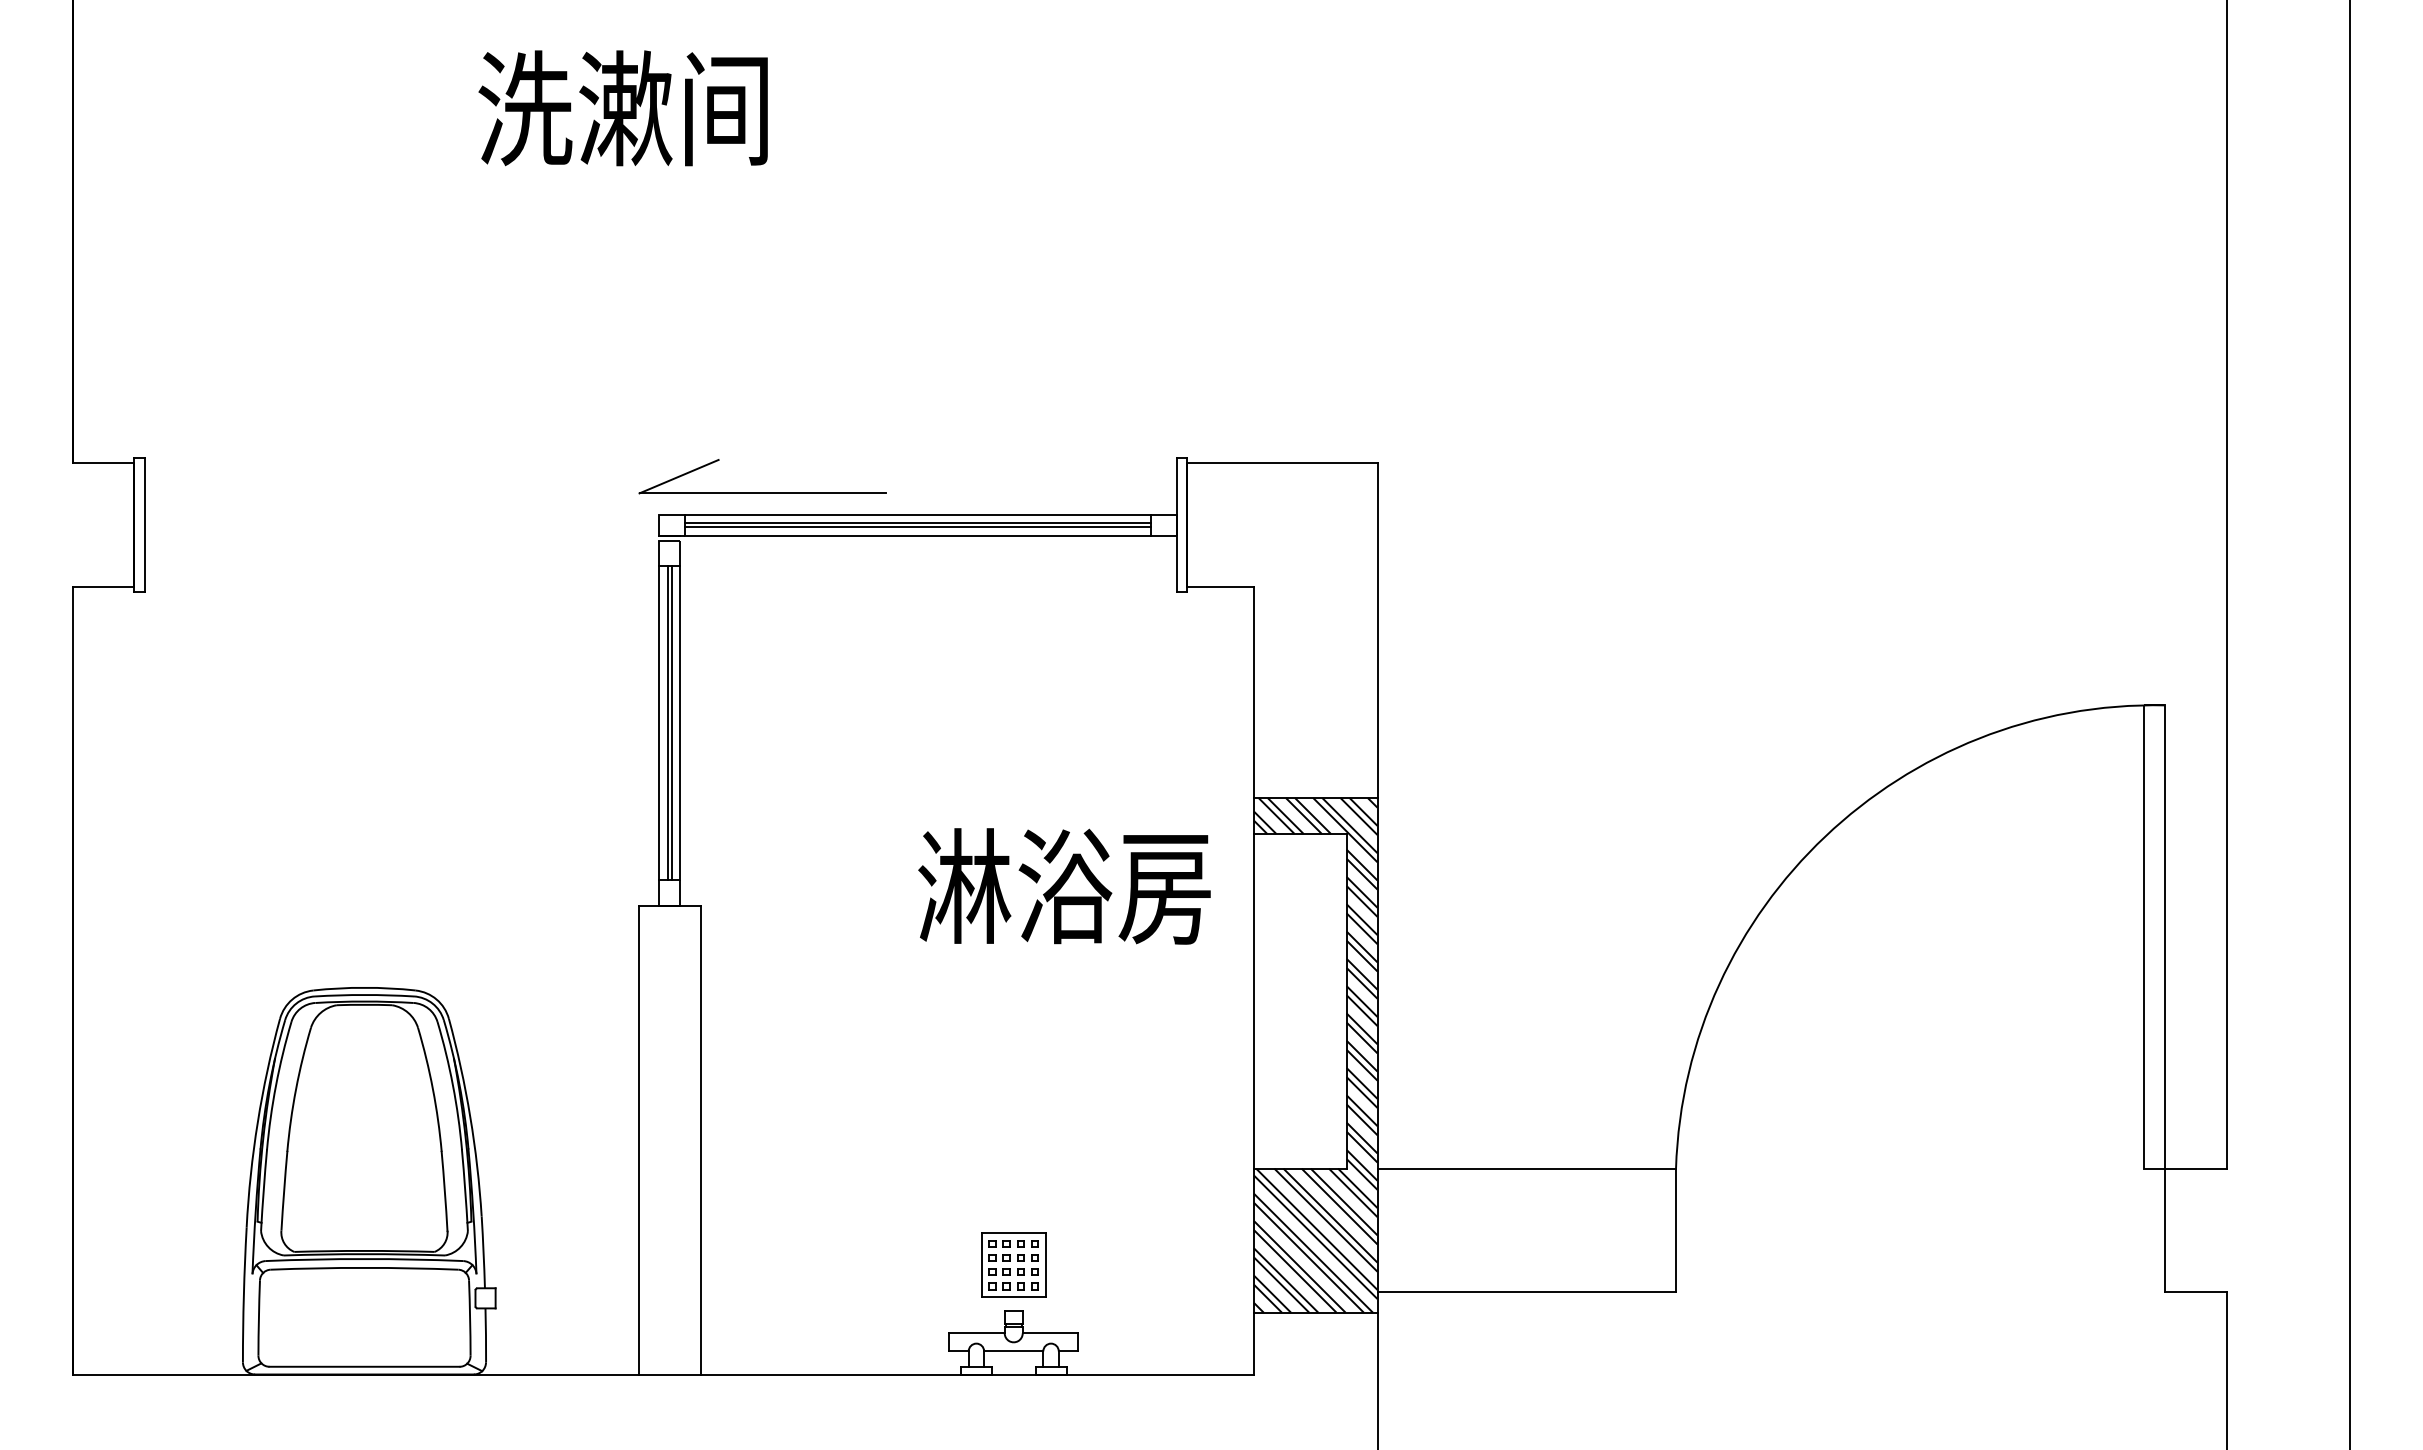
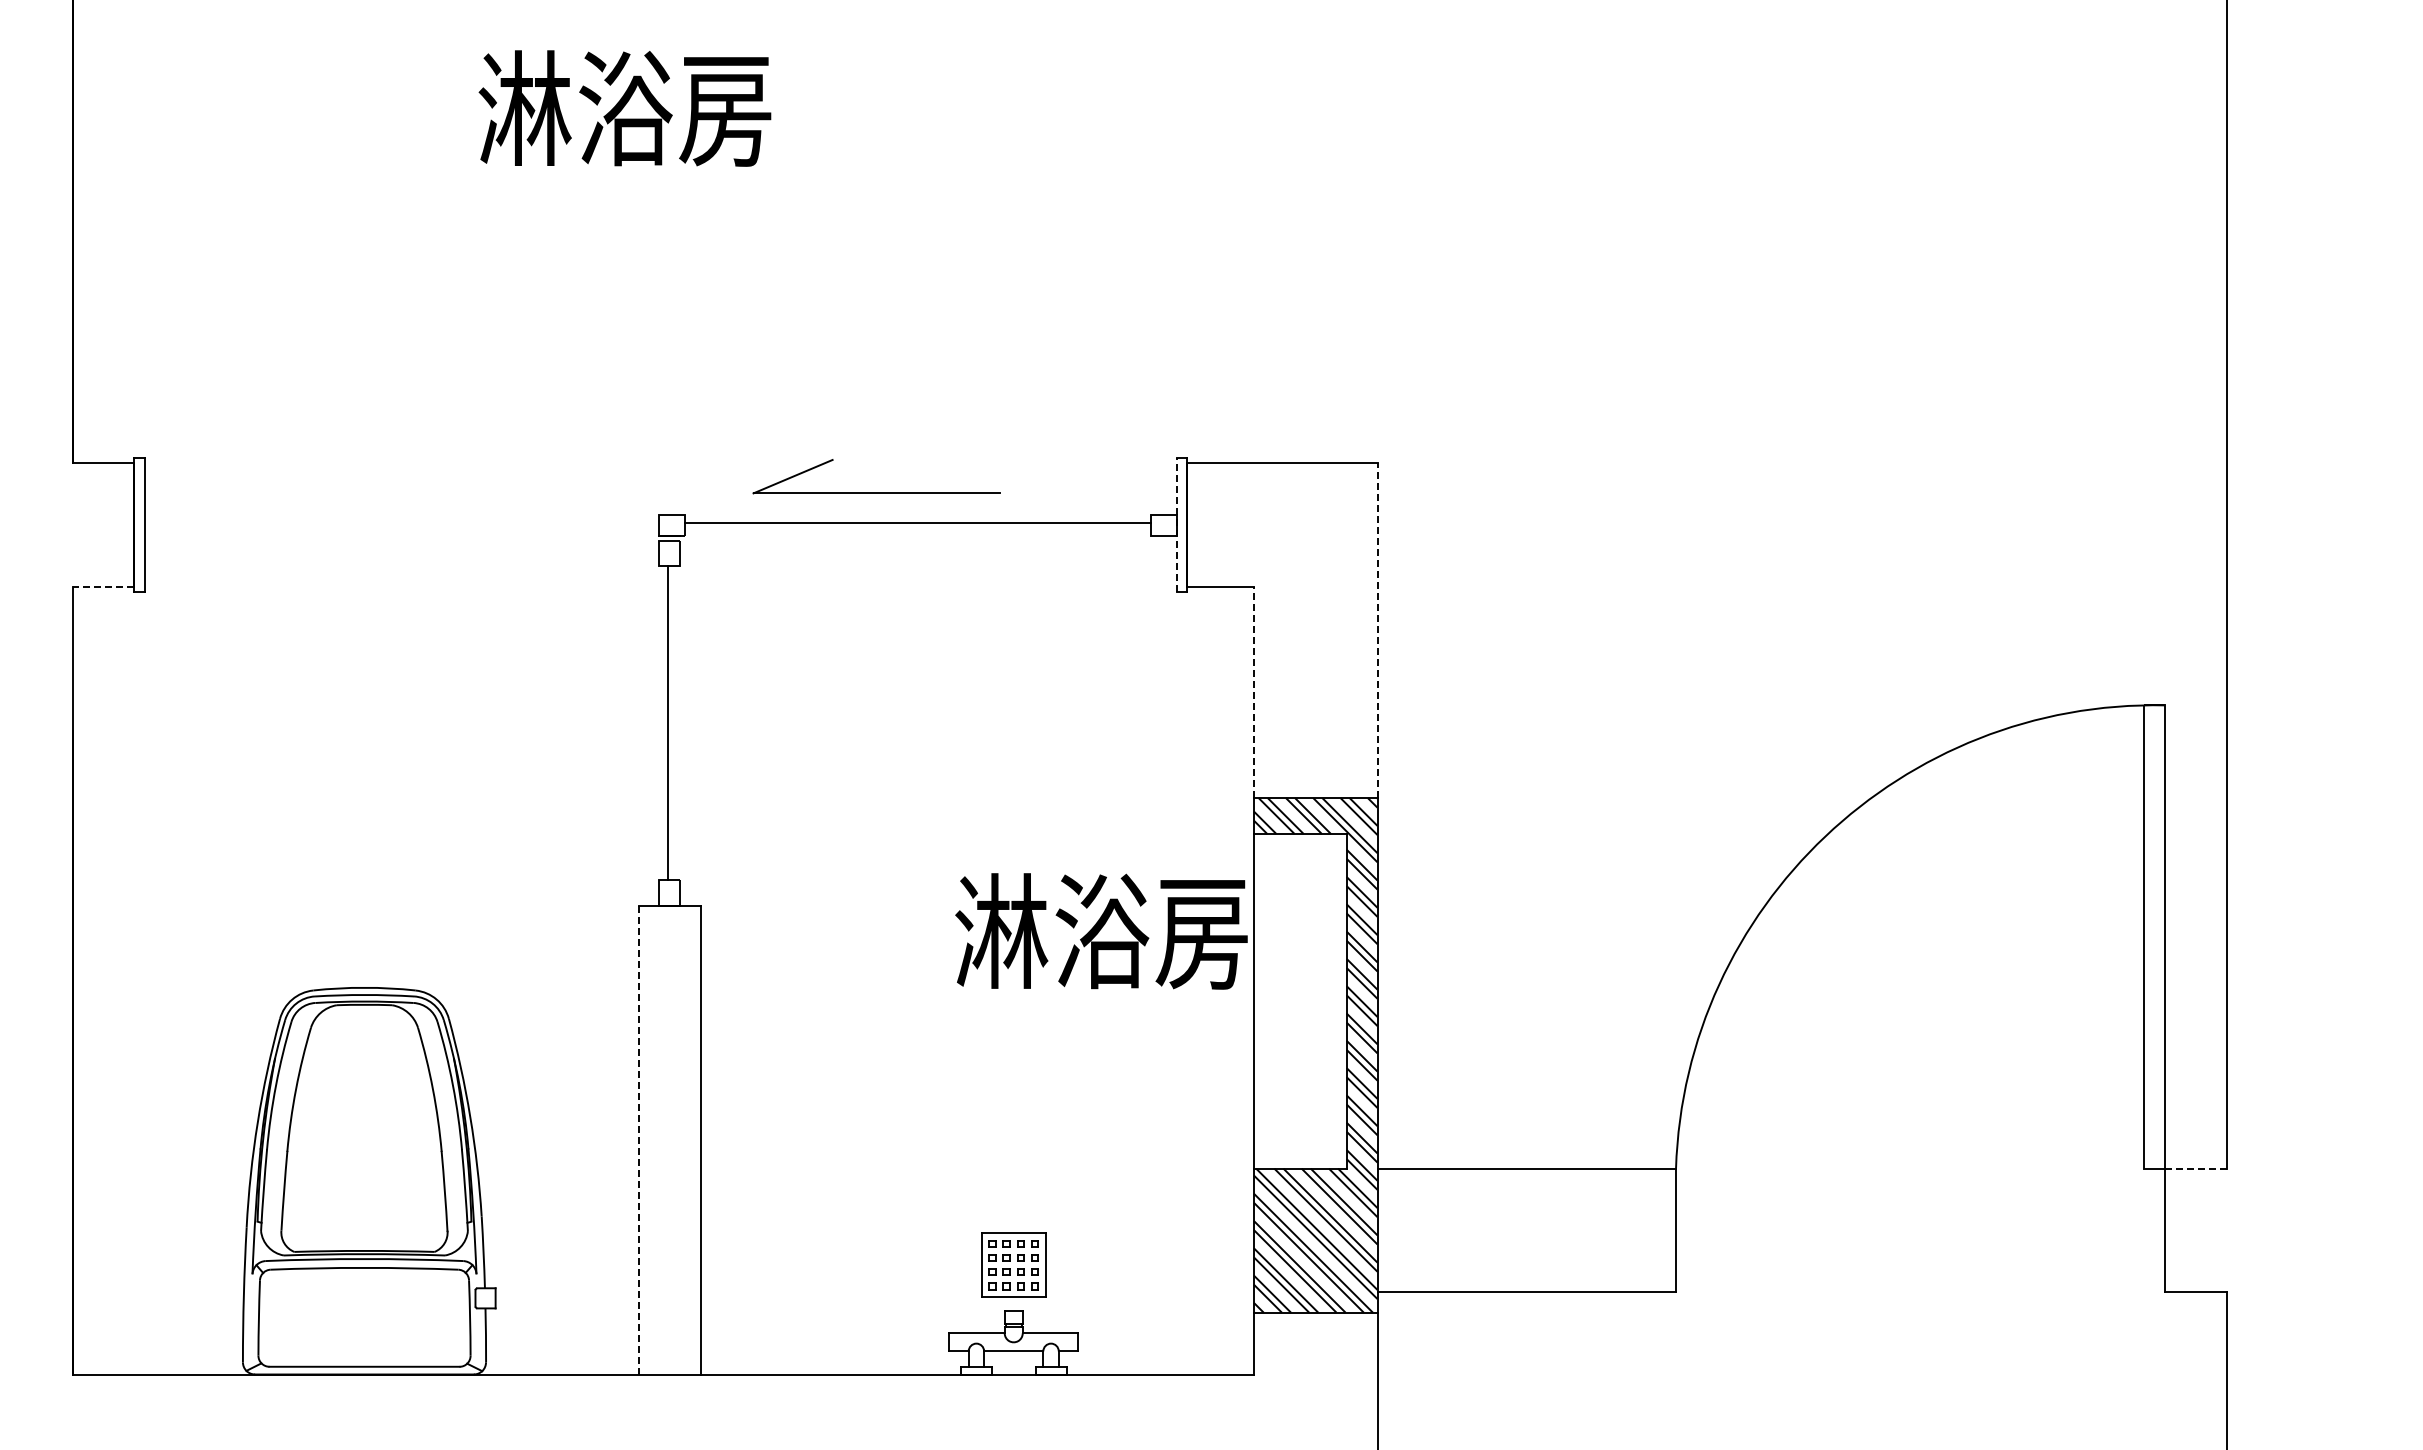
text: 洗漱间 -> 淋浴房 (624, 108)
part position: (762, 492) -> (876, 492) (876, 492)
line: present -> none (918, 514)
line: solid -> dashed (1176, 525)
line: present -> none (918, 527)
line: present -> none (918, 535)
line: solid -> dashed (103, 587)
line: solid -> dashed (1377, 630)
line: solid -> dashed (1253, 692)
line: present -> none (659, 723)
line: present -> none (671, 723)
line: present -> none (680, 723)
line: present -> none (2350, 724)
text position: (1064, 886) -> (1101, 931) (1101, 931)
line: solid -> dashed (638, 1140)
line: solid -> dashed (2195, 1168)
